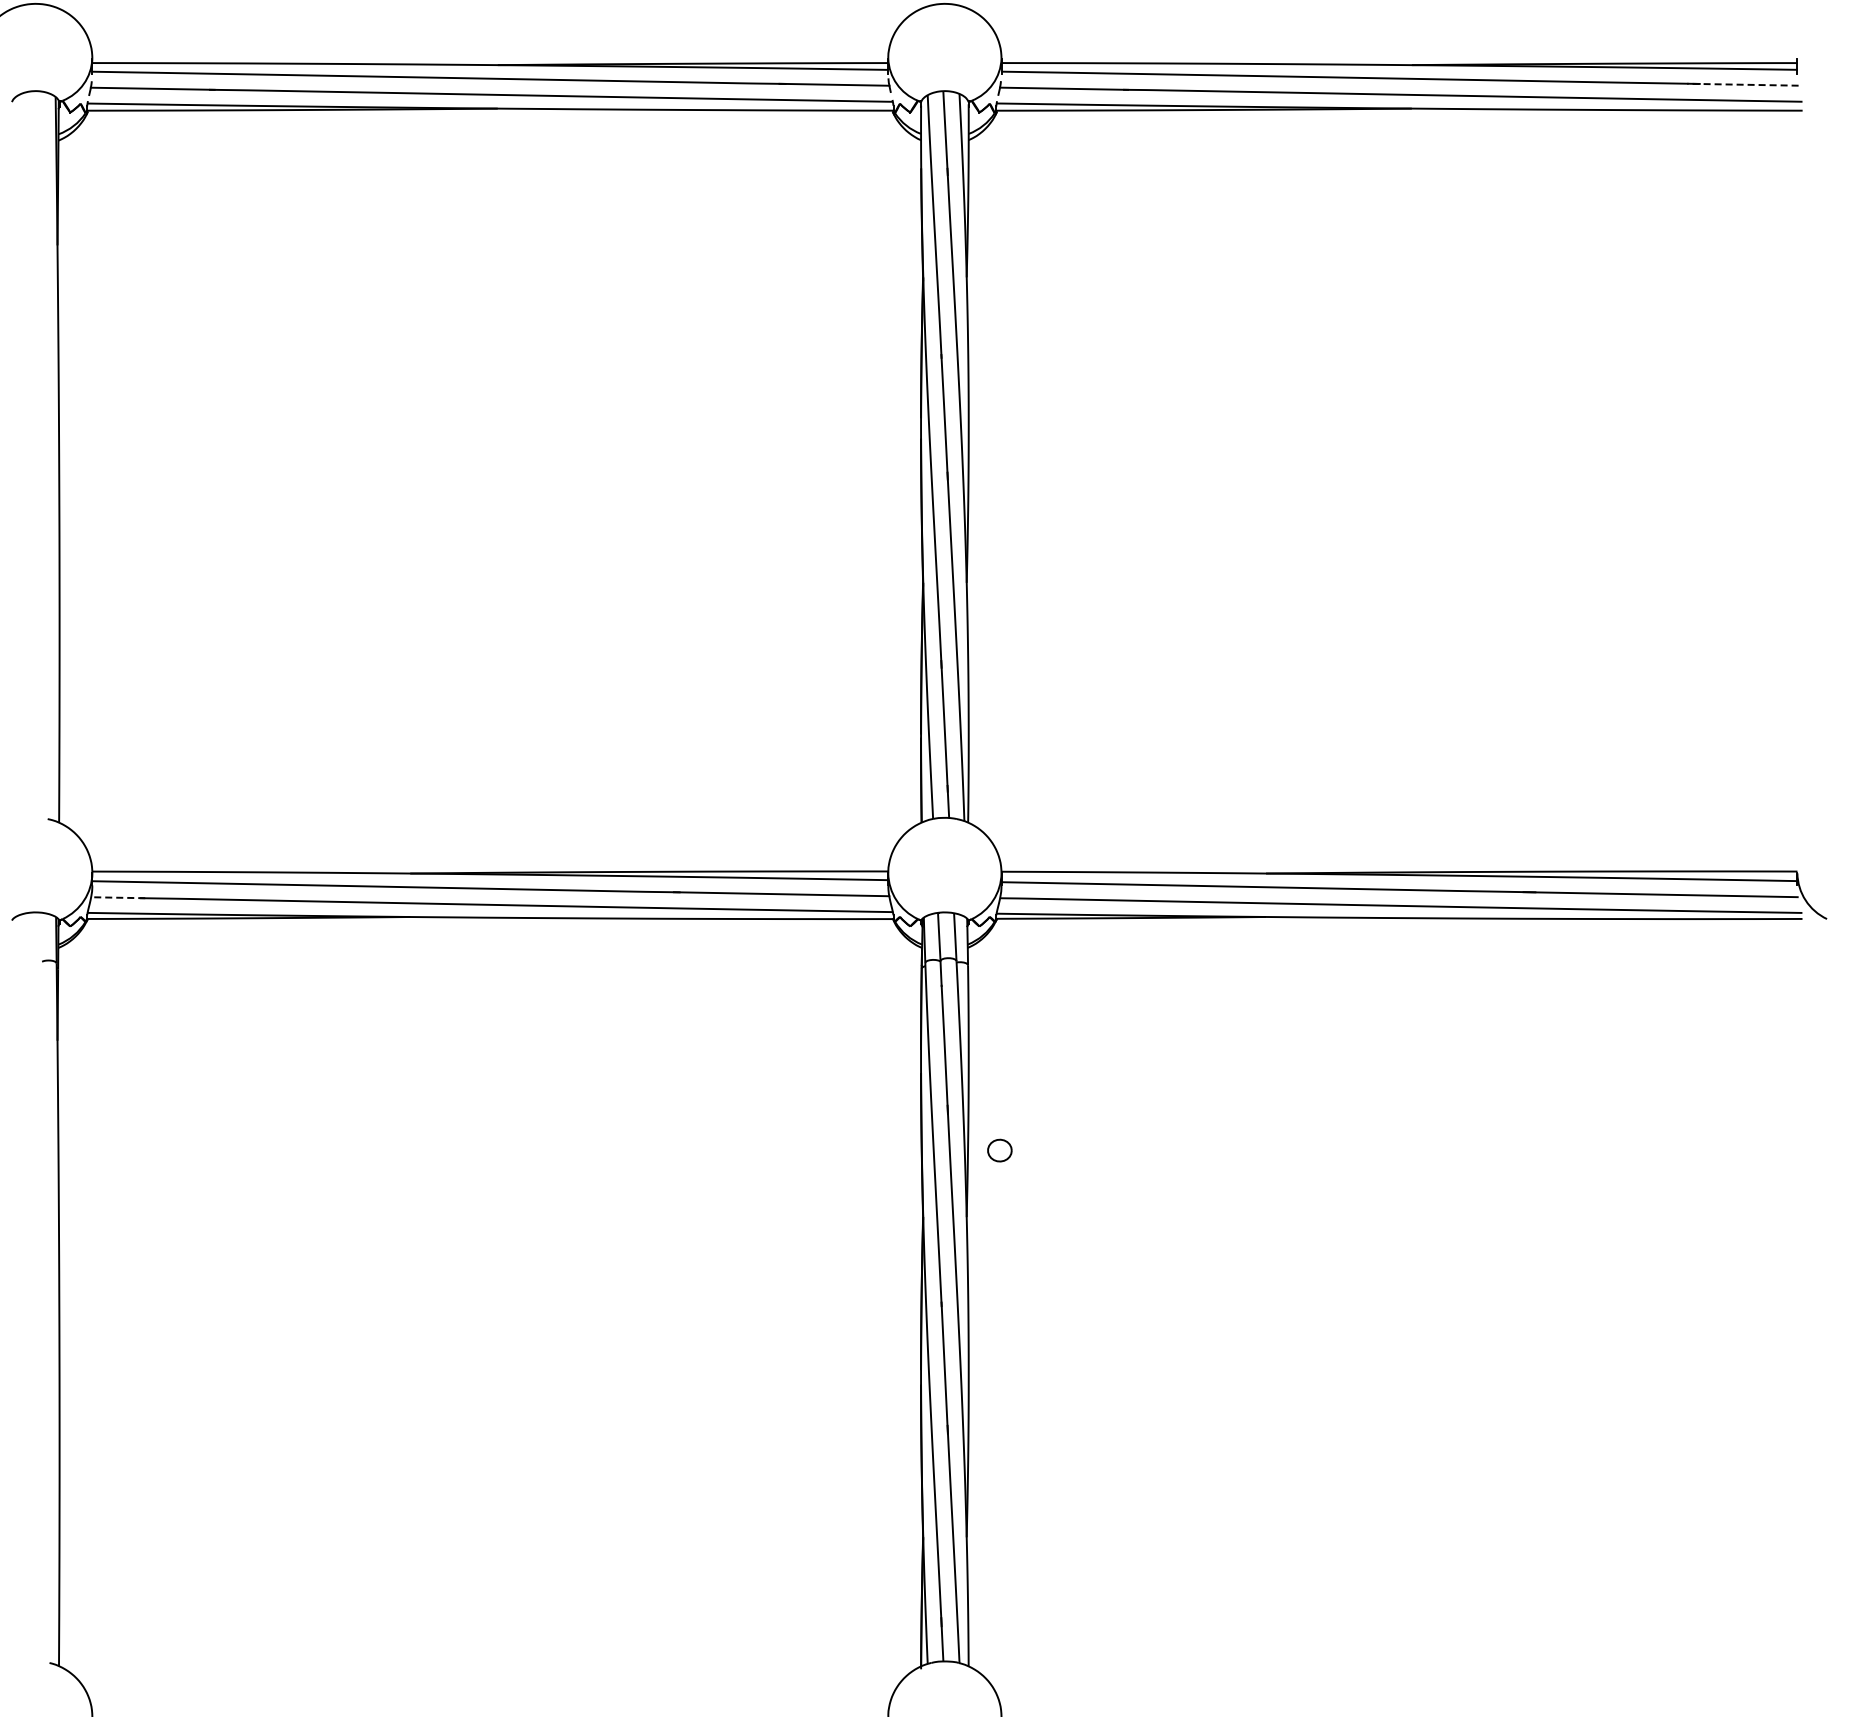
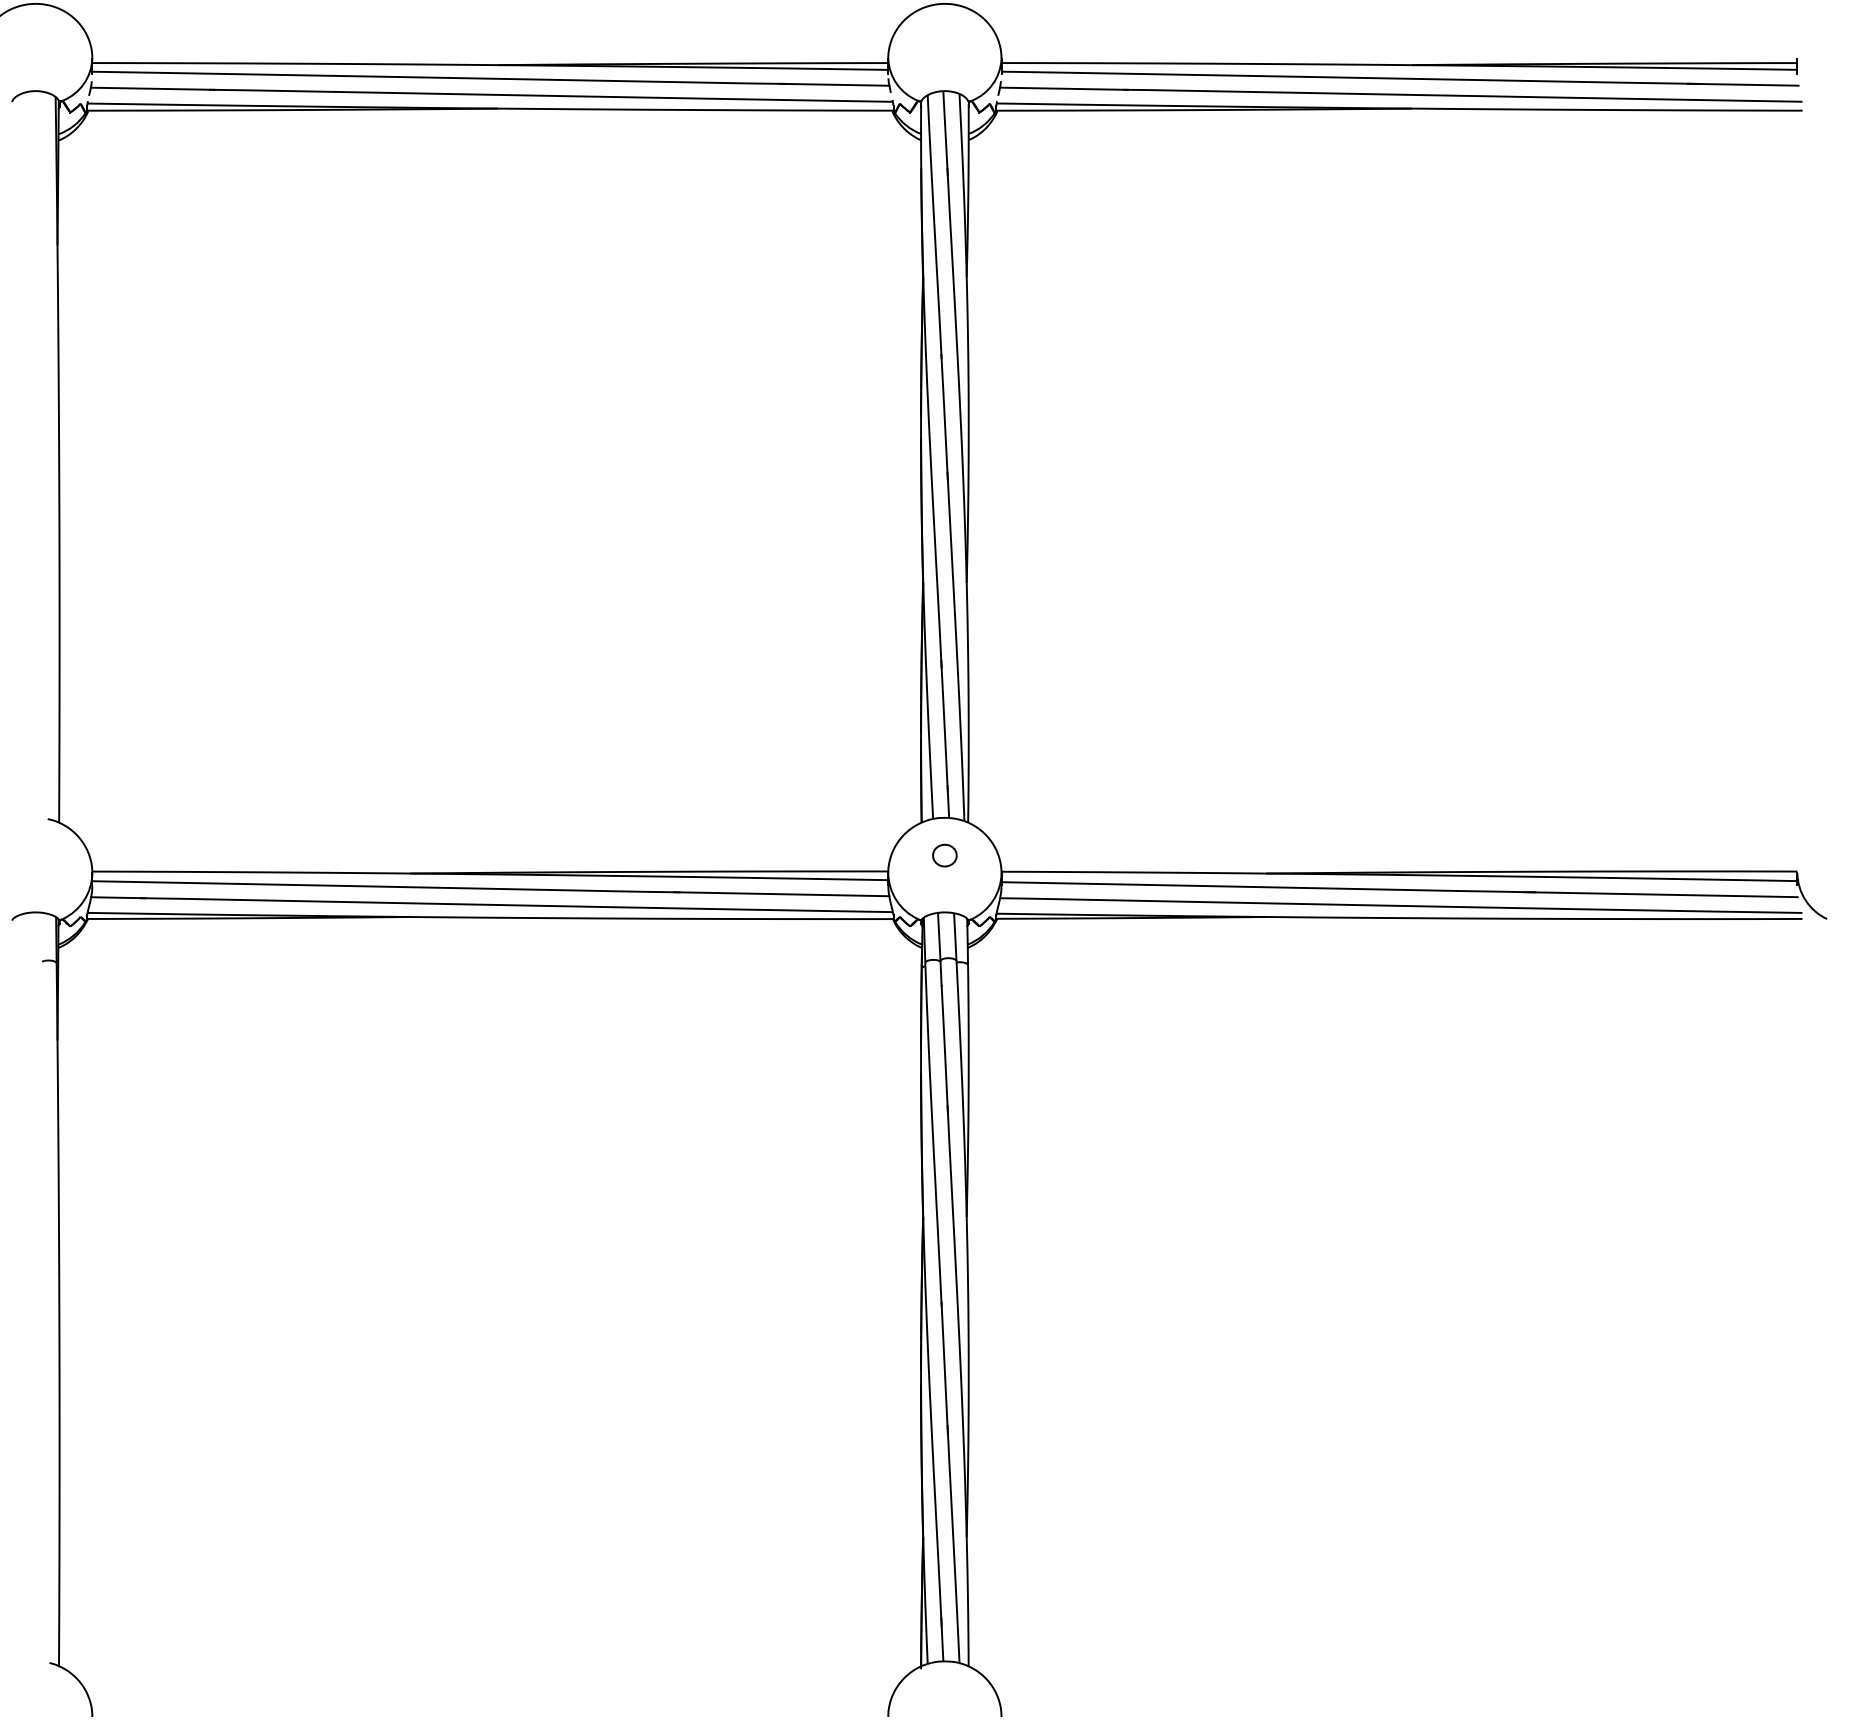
line: dashed -> solid (1742, 84)
line: dashed -> solid (117, 897)
part position: (999, 1150) -> (944, 855) (944, 855)
